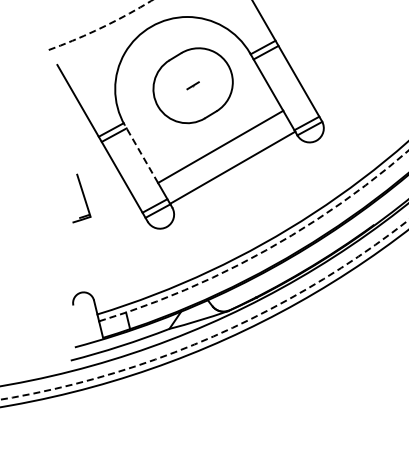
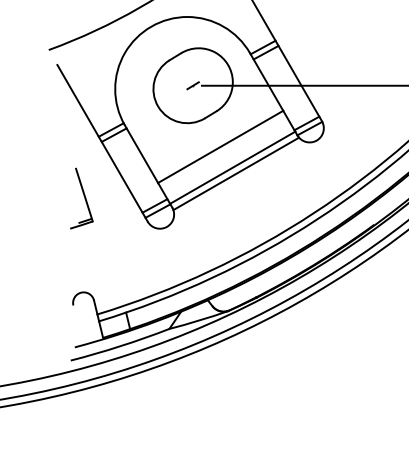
arc: dashed -> solid (102, 27)
line: none -> present (303, 85)
line: dashed -> solid (141, 153)
line: none -> present (236, 173)
part size: 20x51 px -> 24x63 px (81, 198)
arc: dashed -> solid (258, 254)
arc: dashed -> solid (214, 336)
